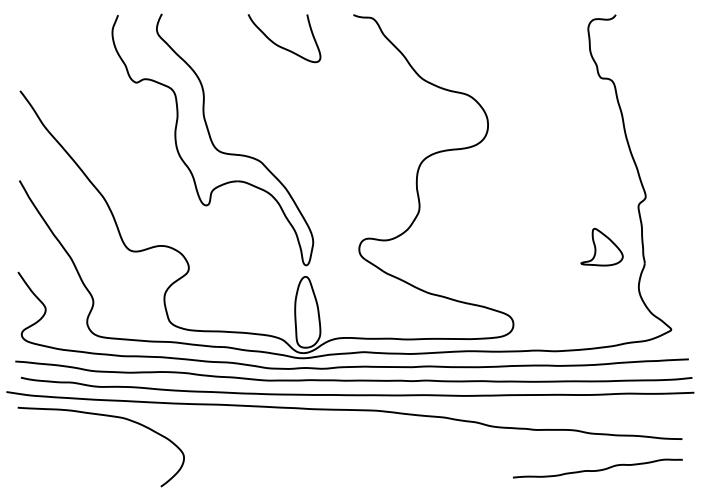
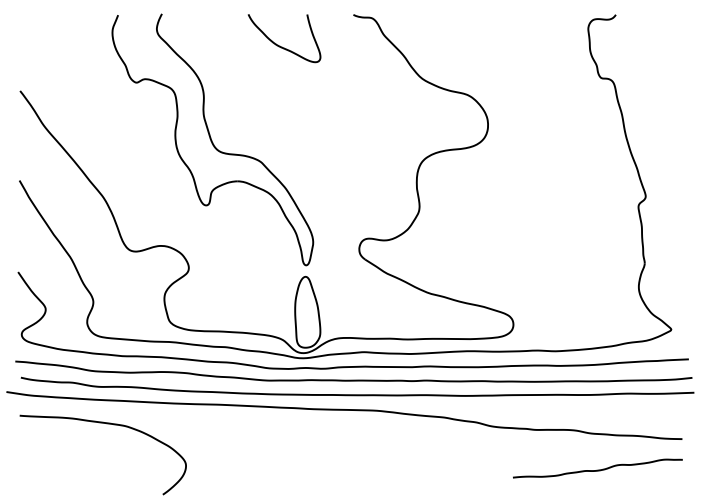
part: present -> none (601, 246)
curve position: (104, 416) -> (106, 424) (106, 424)
